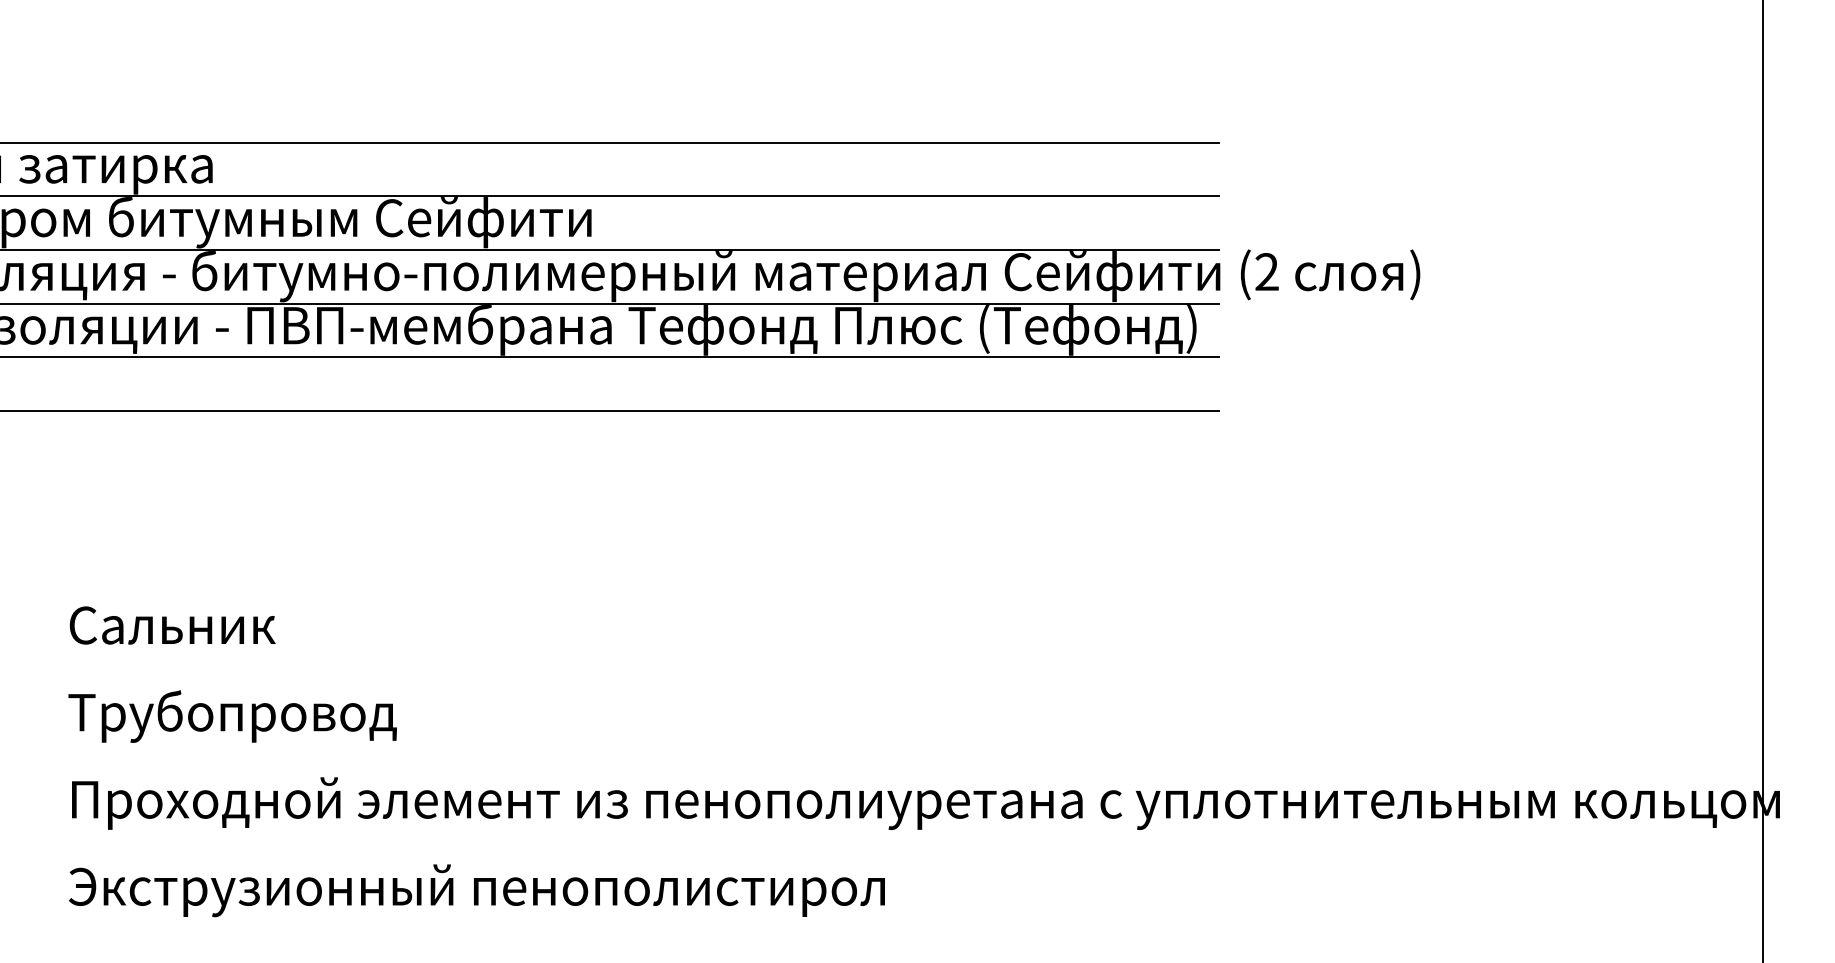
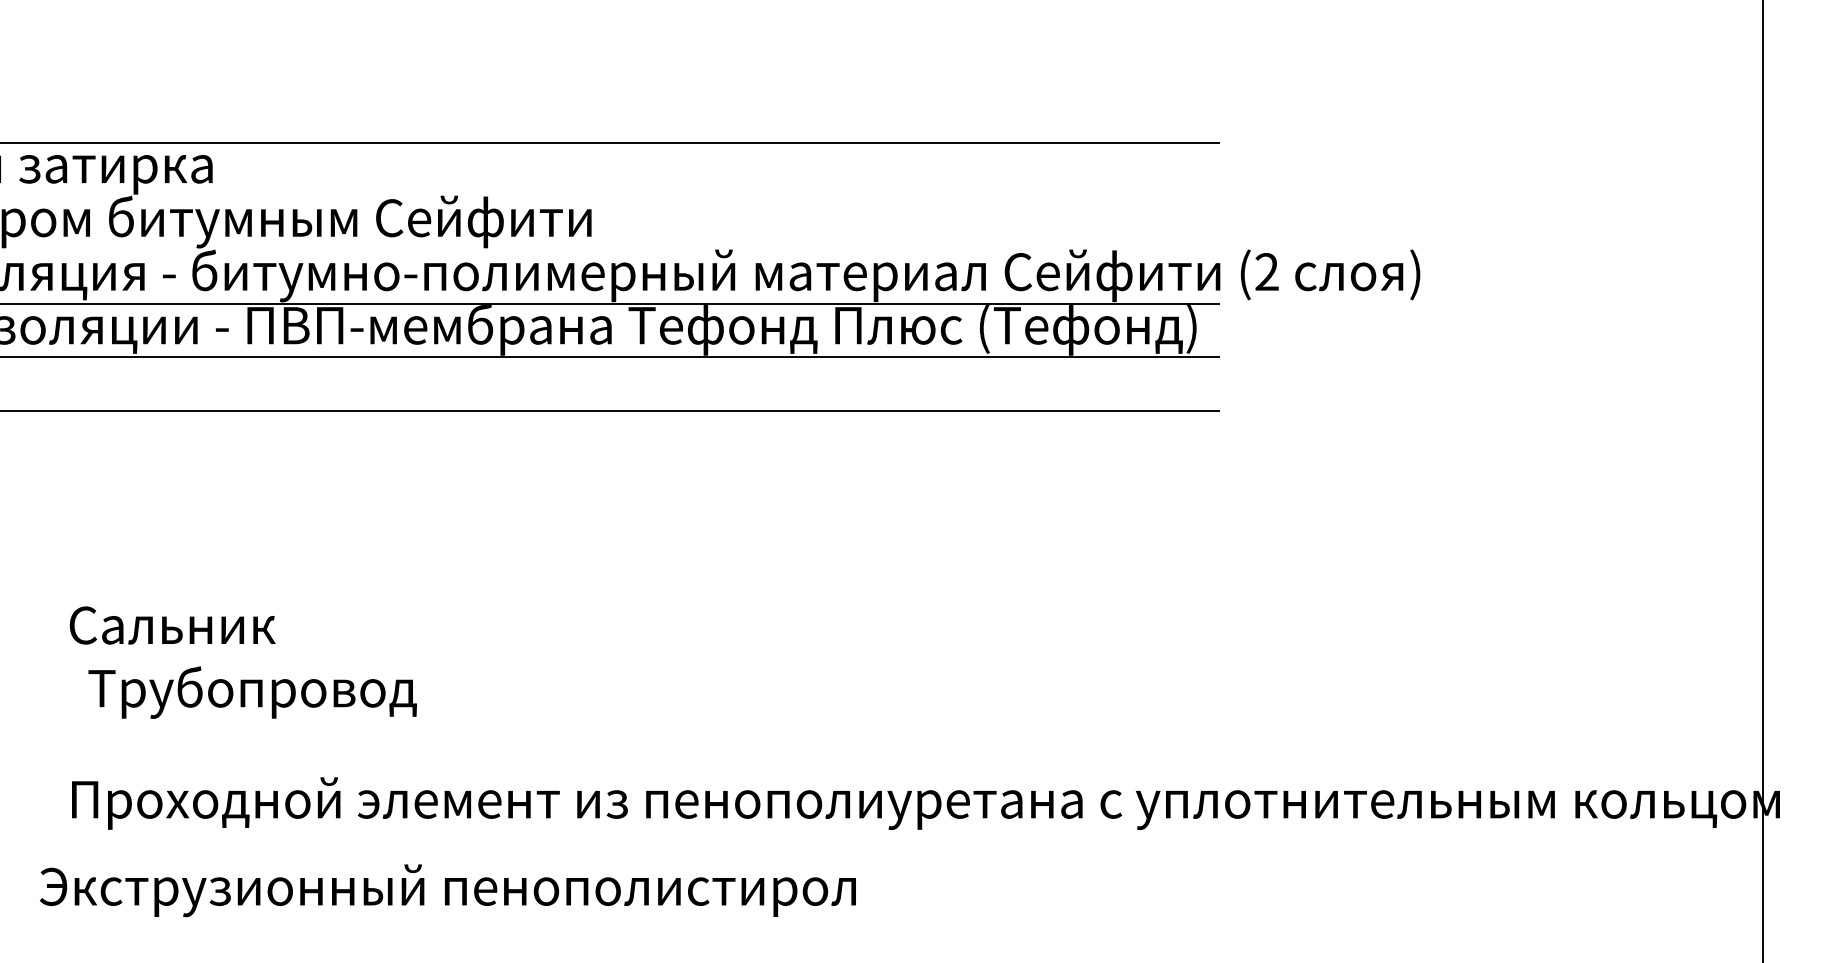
line: present -> none (610, 196)
line: present -> none (610, 249)
text position: (232, 716) -> (252, 692) (252, 692)
text position: (476, 890) -> (447, 890) (447, 890)
